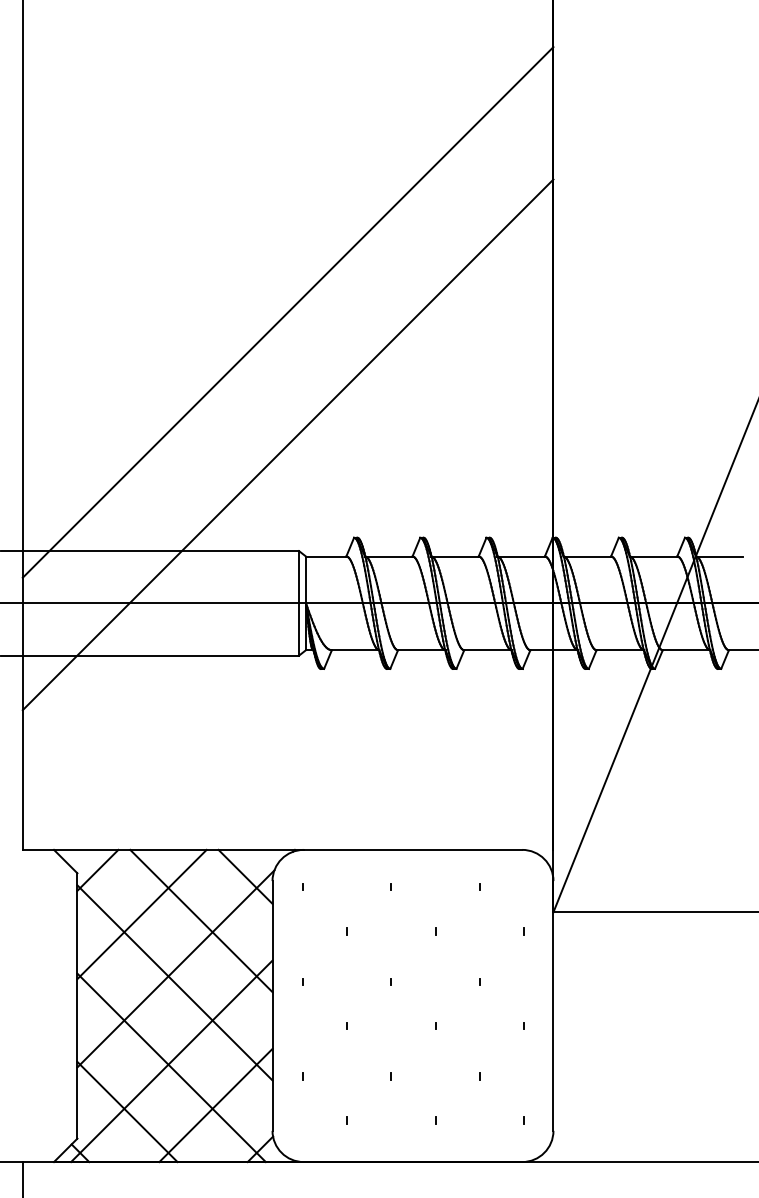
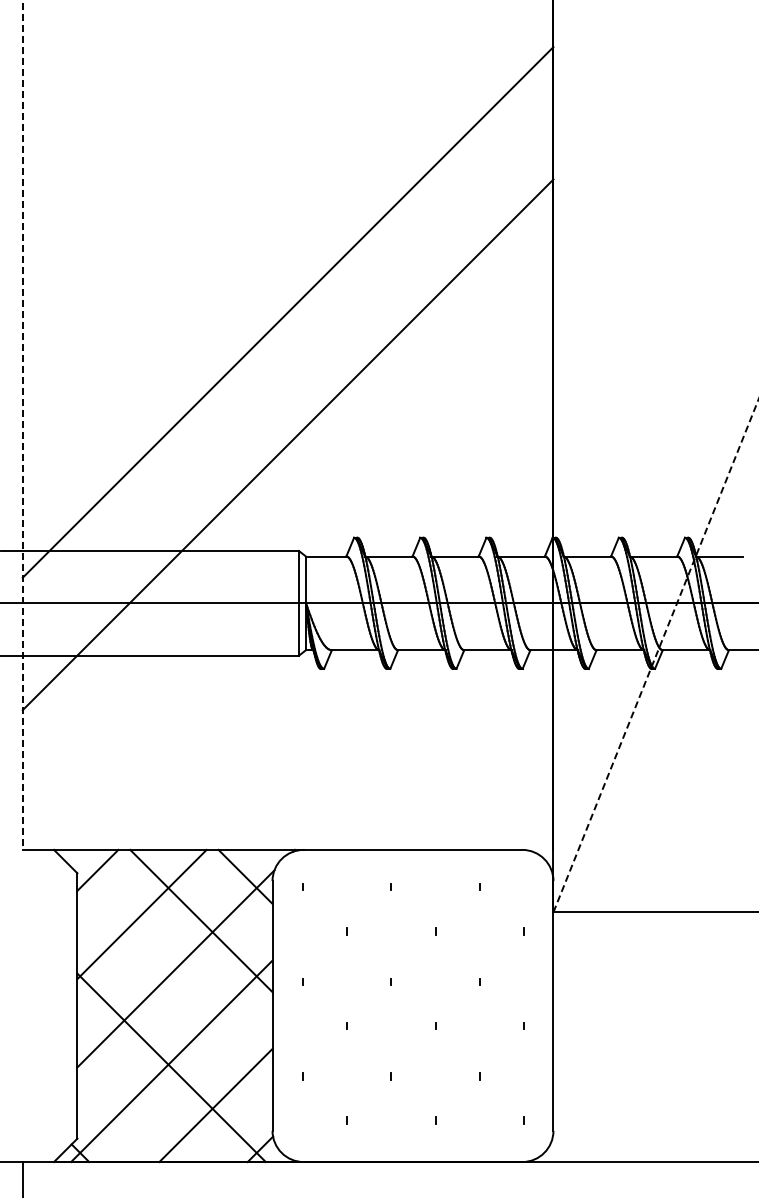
line: solid -> dashed (22, 425)
line: solid -> dashed (656, 655)
line: present -> none (174, 982)
line: present -> none (127, 1111)
